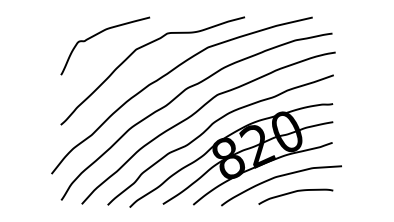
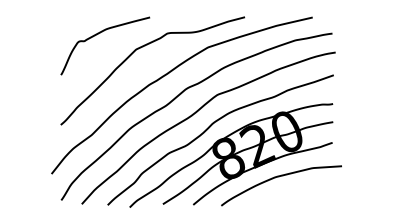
curve: present -> none (295, 192)
